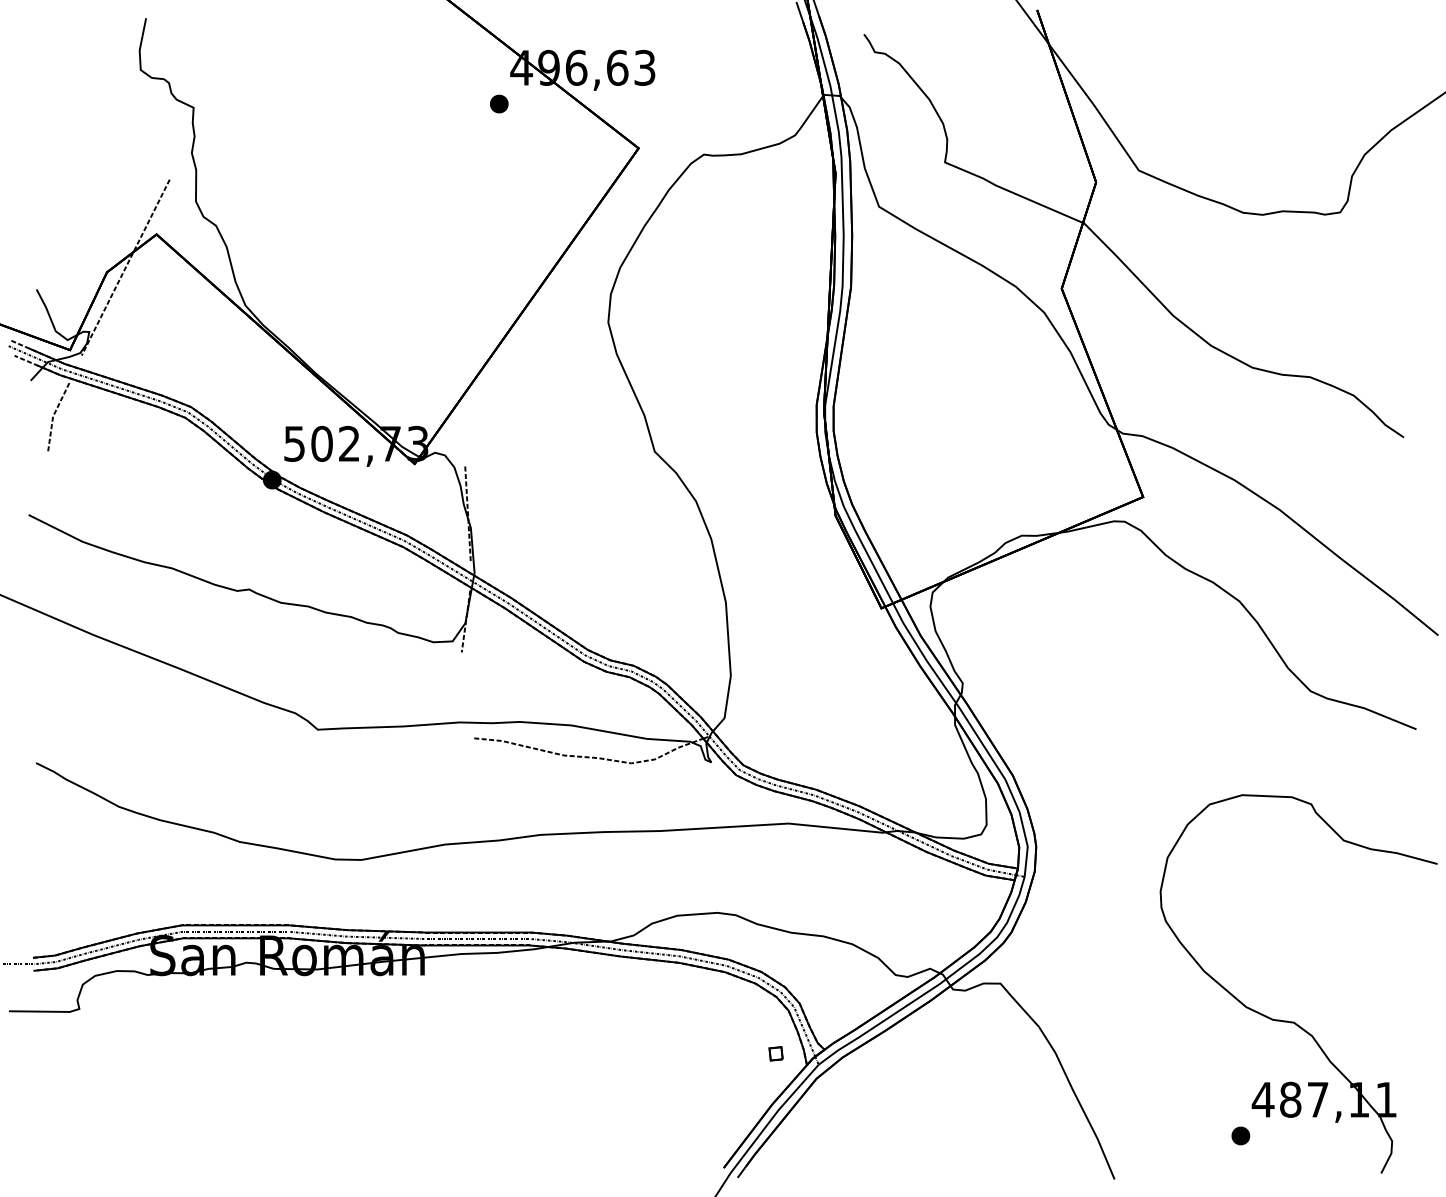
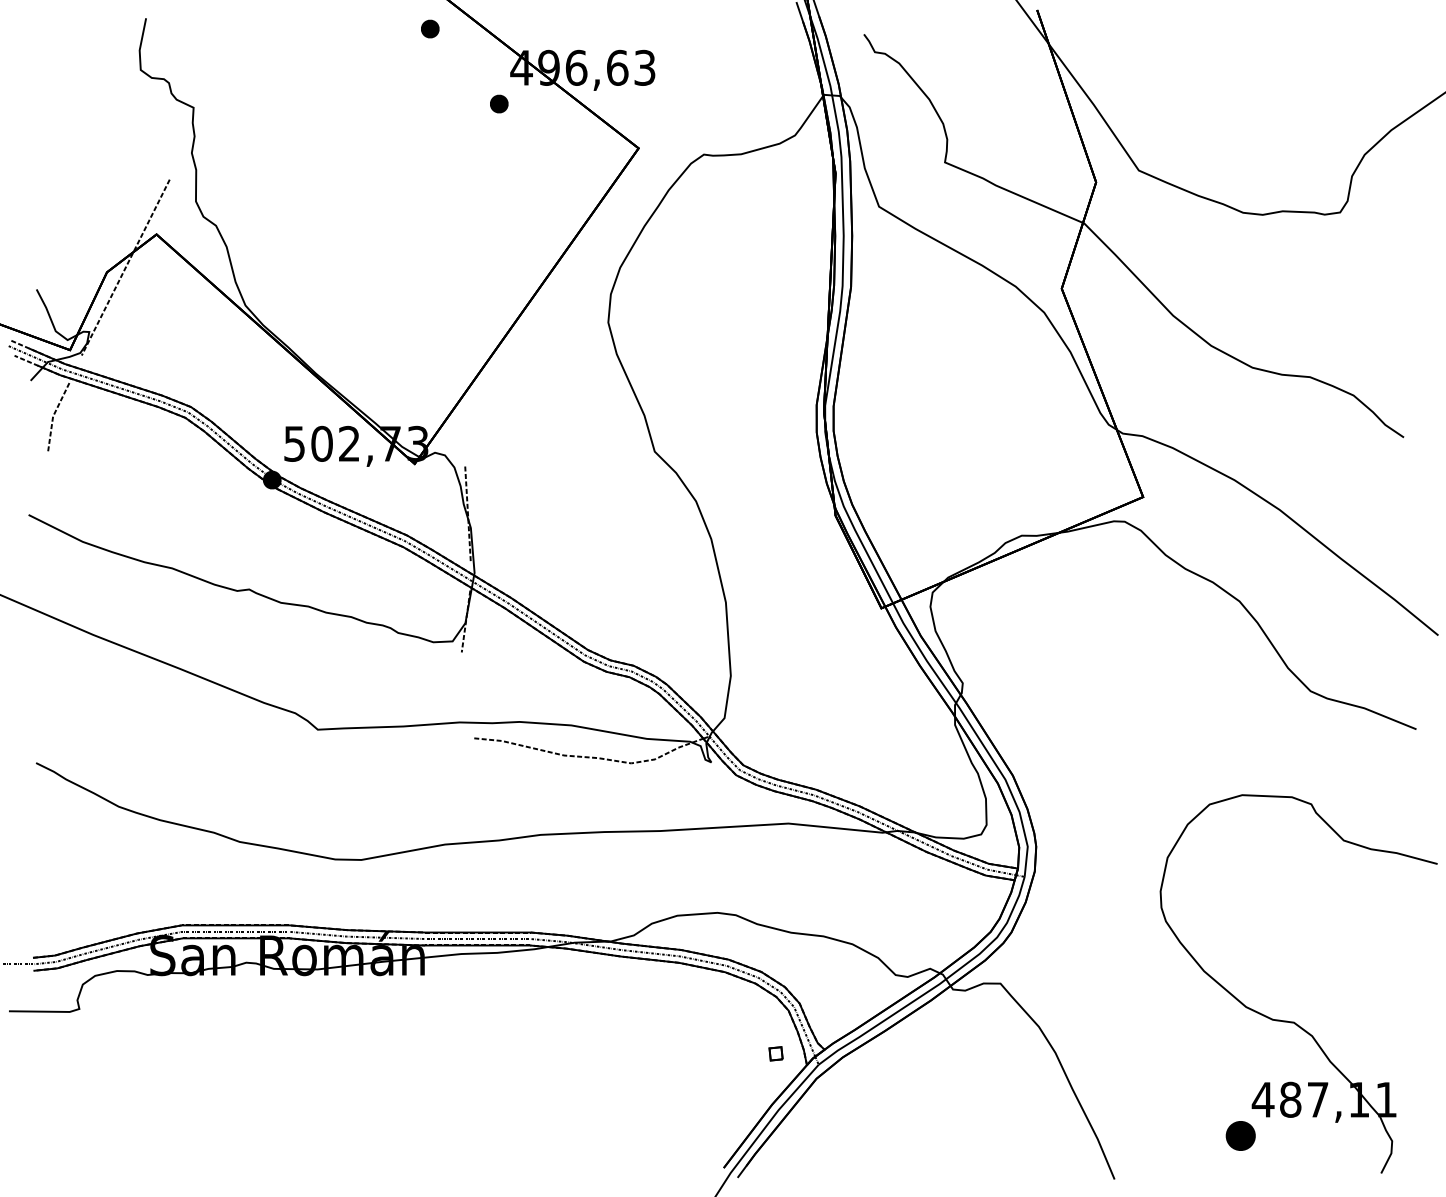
part: none -> present (430, 28)
part size: 20x20 px -> 31x30 px (1240, 1135)
